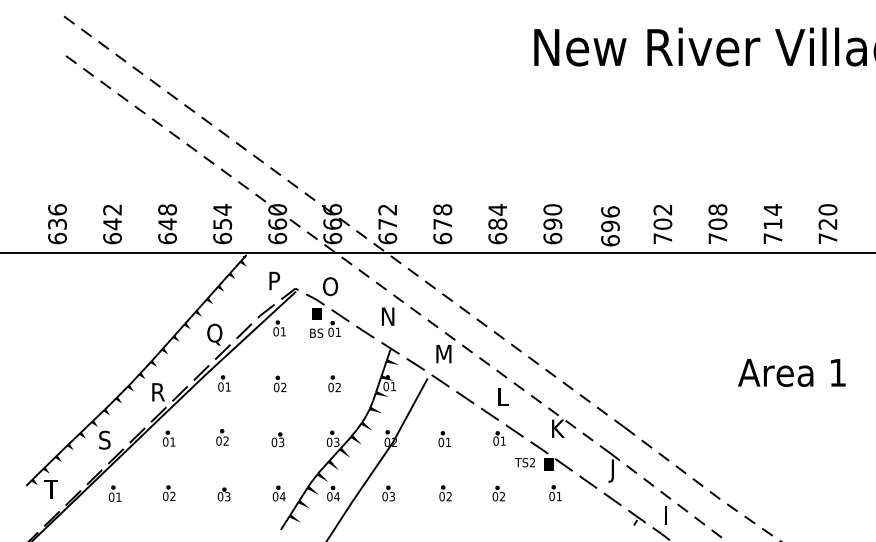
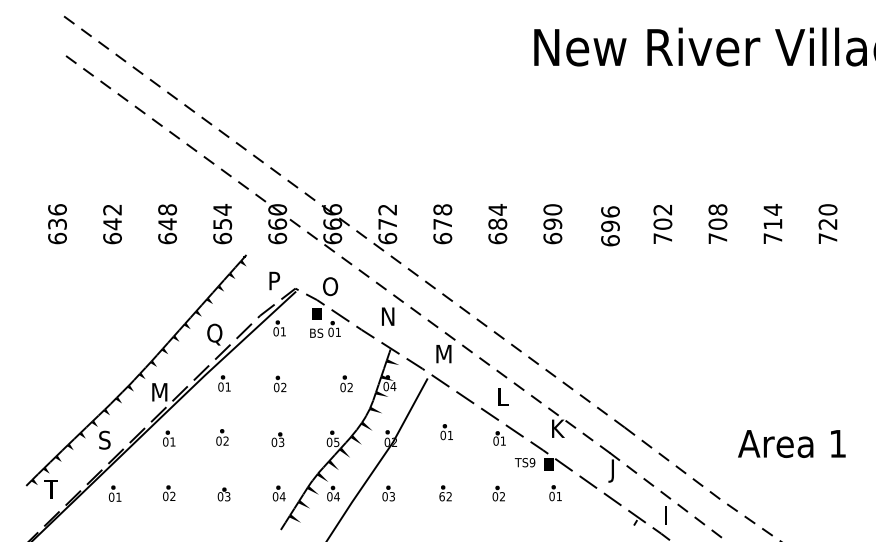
line: present -> none (437, 252)
text position: (791, 372) -> (791, 443) (791, 443)
text position: (334, 383) -> (346, 383) (346, 383)
text: 01 -> 04 (393, 386)
text: R -> M (160, 392)
text position: (444, 439) -> (446, 432) (446, 432)
text: 03 -> 05 (336, 441)
text: TS2 -> TS9 (532, 462)
text: 02 -> 62 (441, 496)
